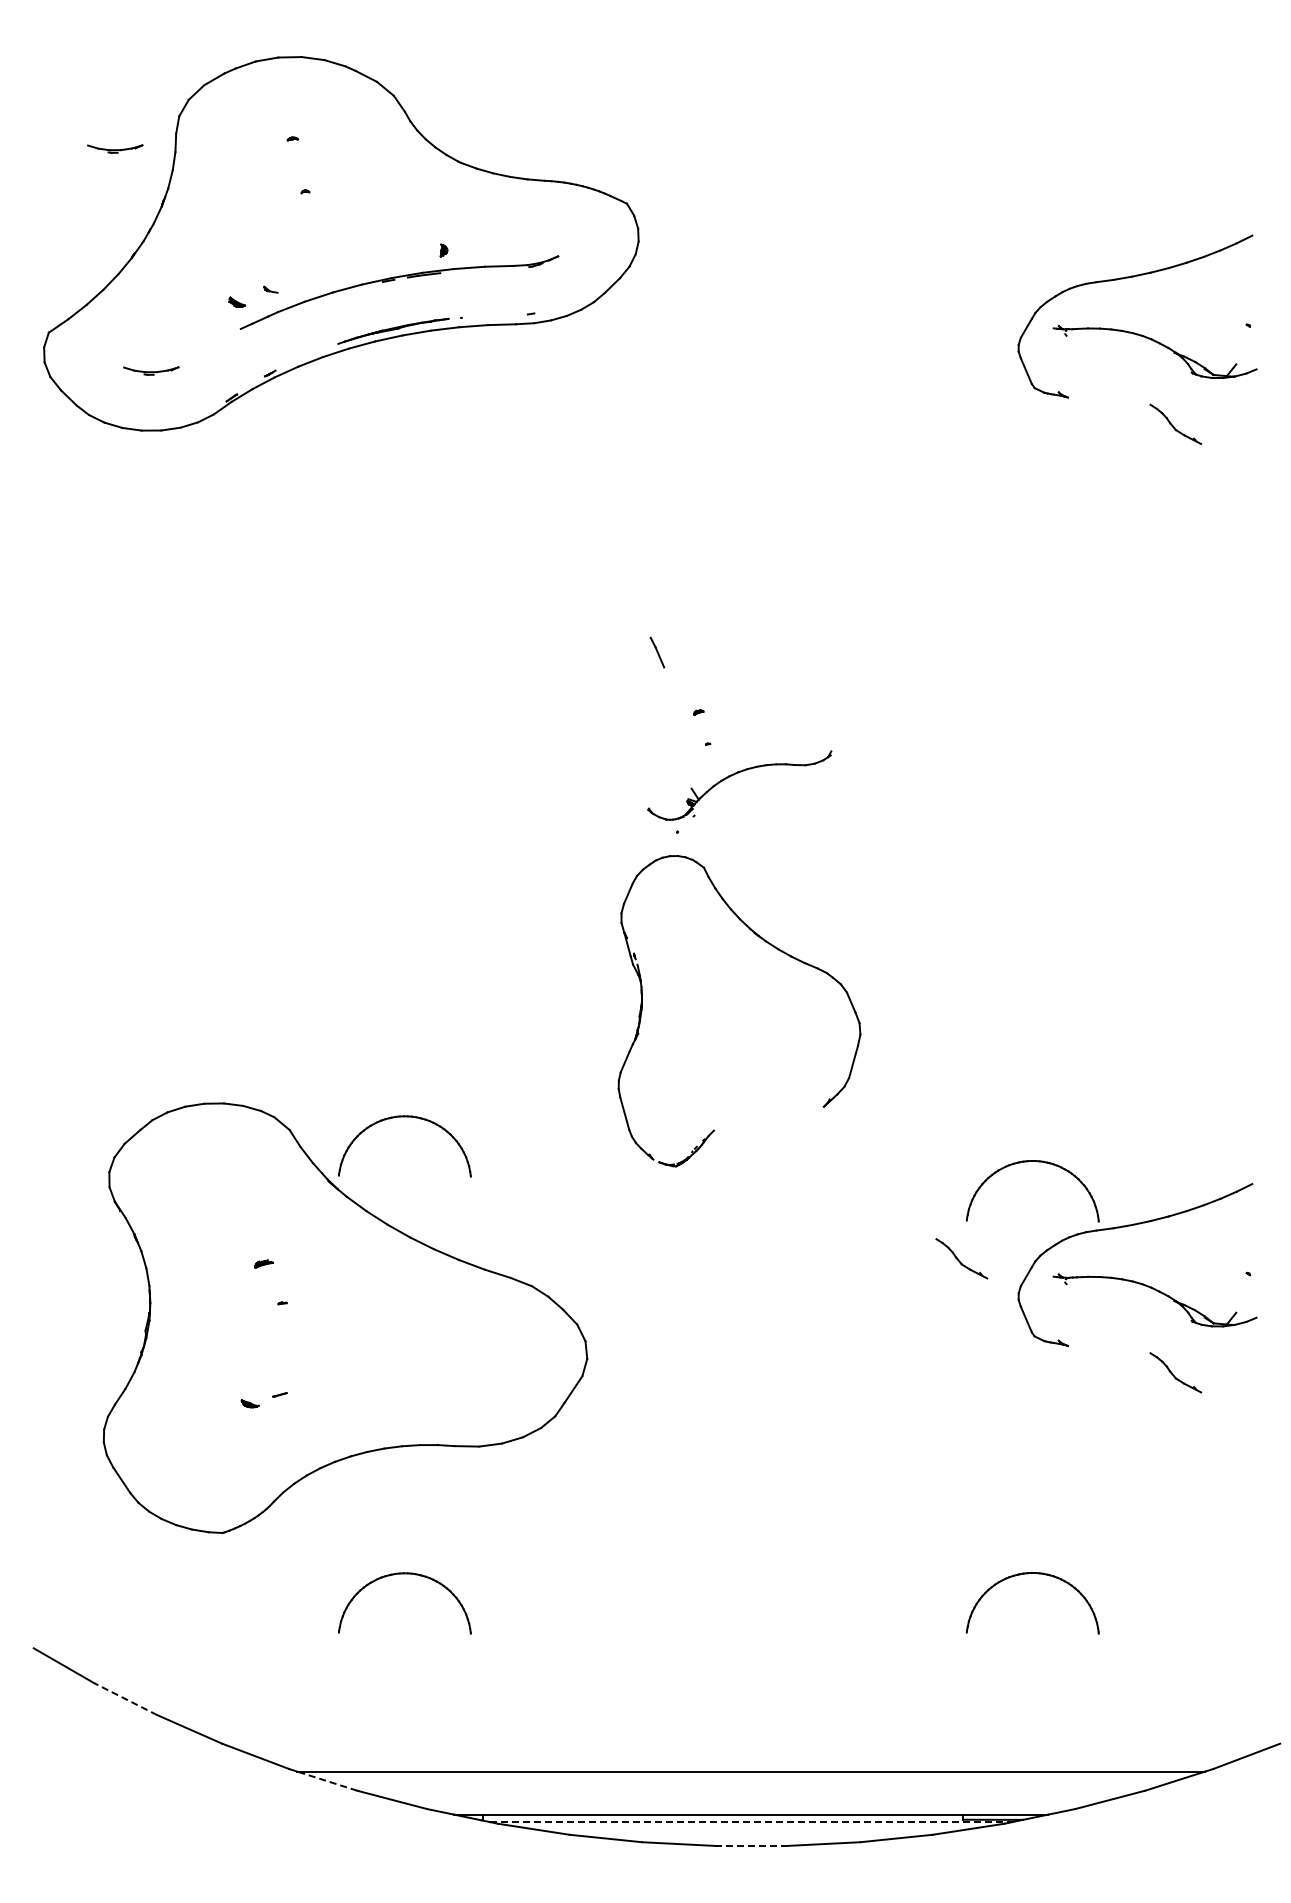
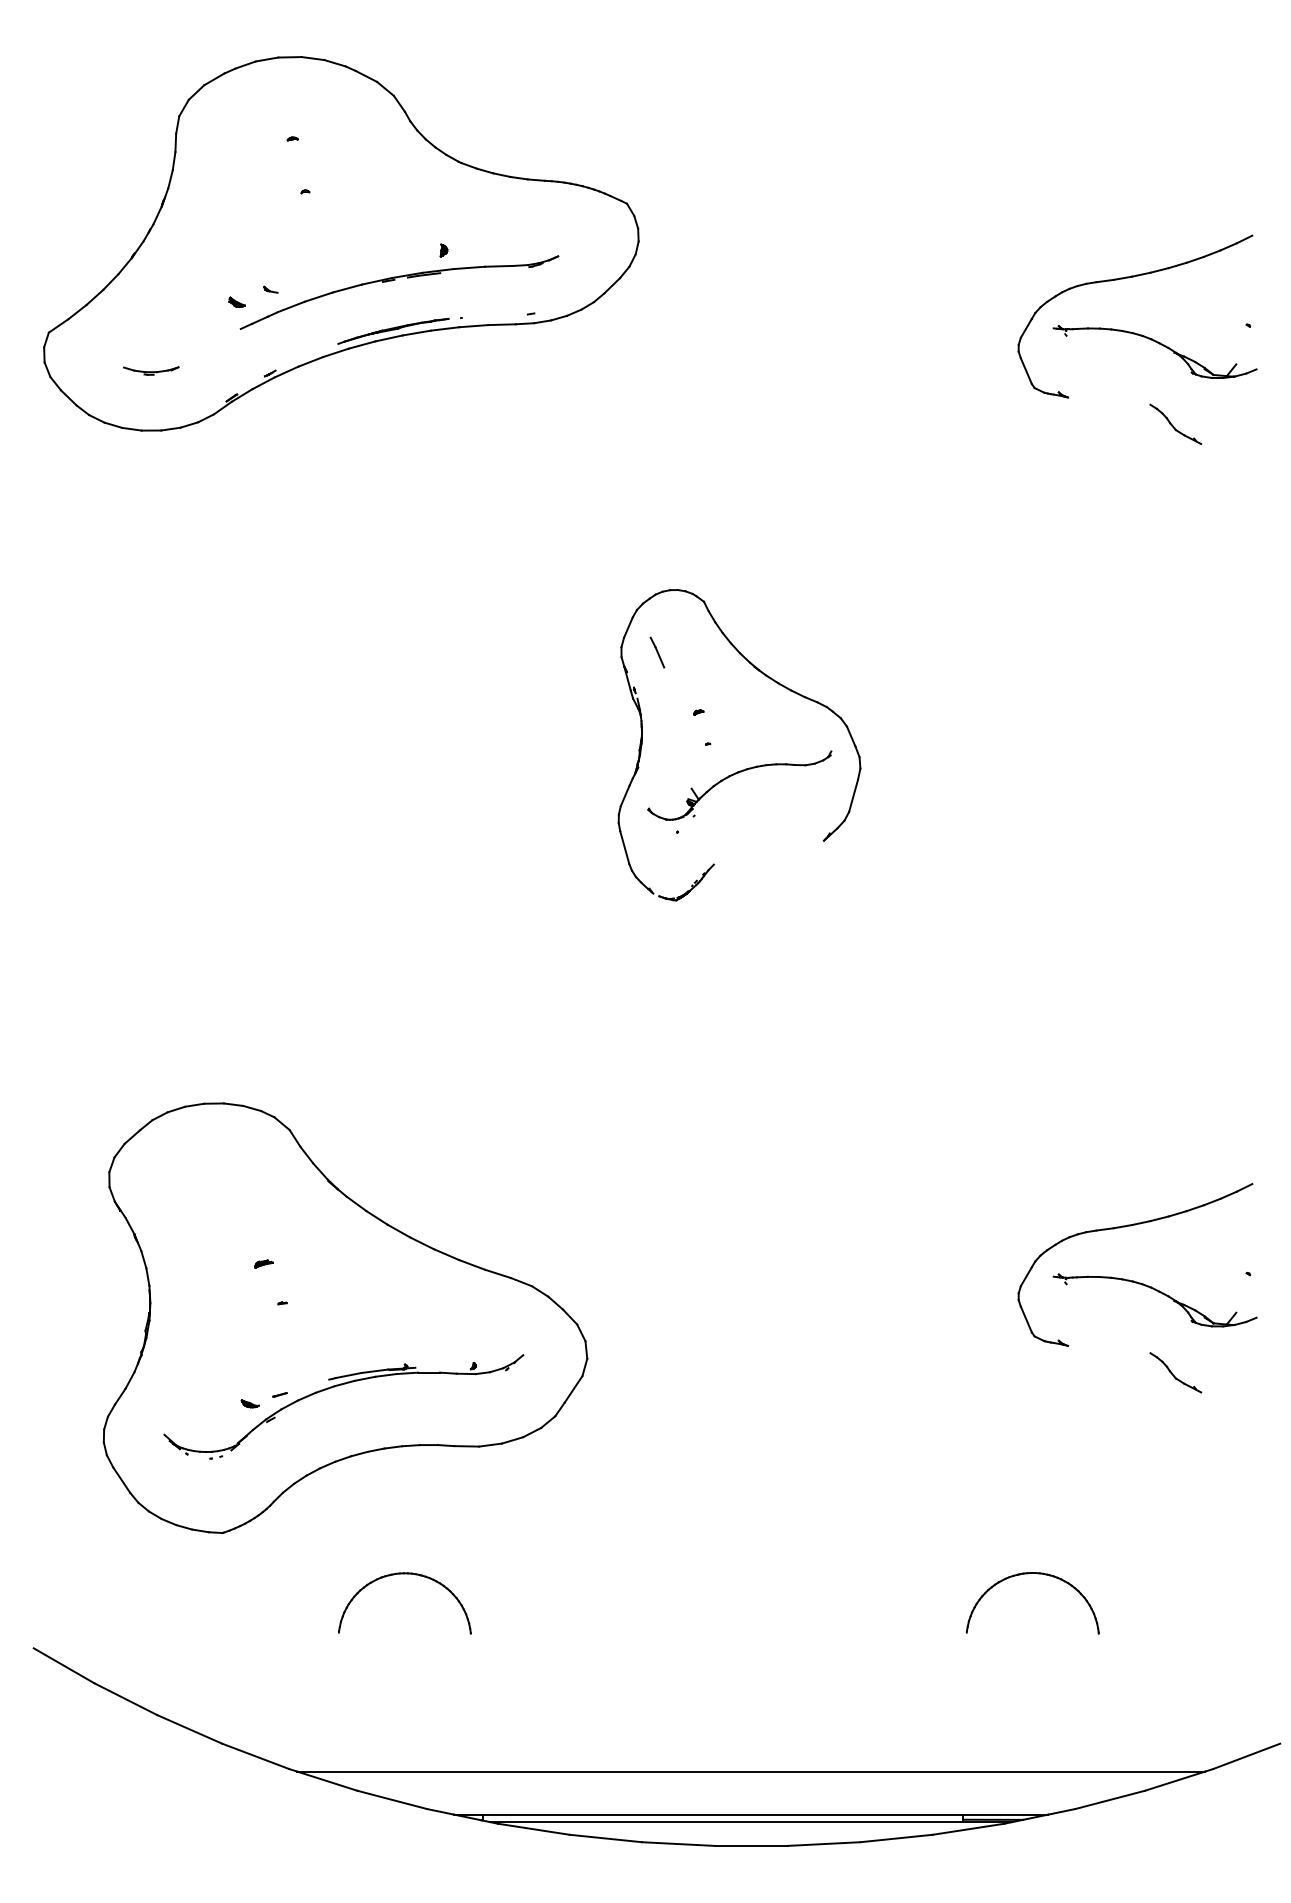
part: present -> none (115, 148)
part position: (776, 949) -> (776, 683) (776, 683)
part: present -> none (404, 1117)
part: present -> none (1027, 1162)
part: present -> none (961, 1258)
part: none -> present (338, 1386)
line: dashed -> solid (125, 1698)
line: dashed -> solid (327, 1781)
line: dashed -> solid (751, 1822)
line: dashed -> solid (750, 1845)
